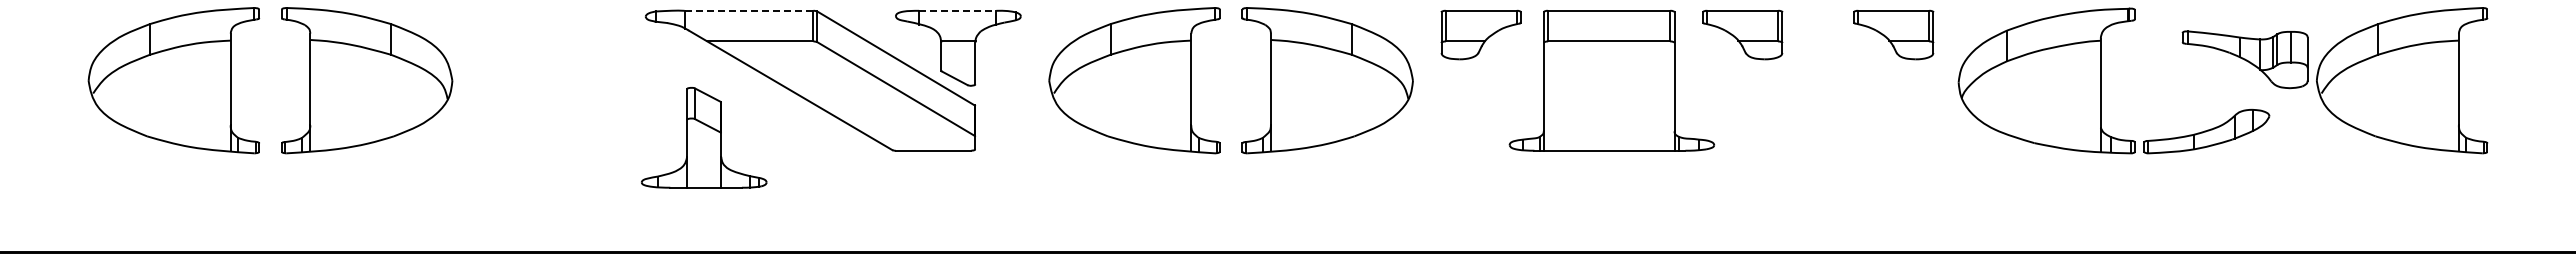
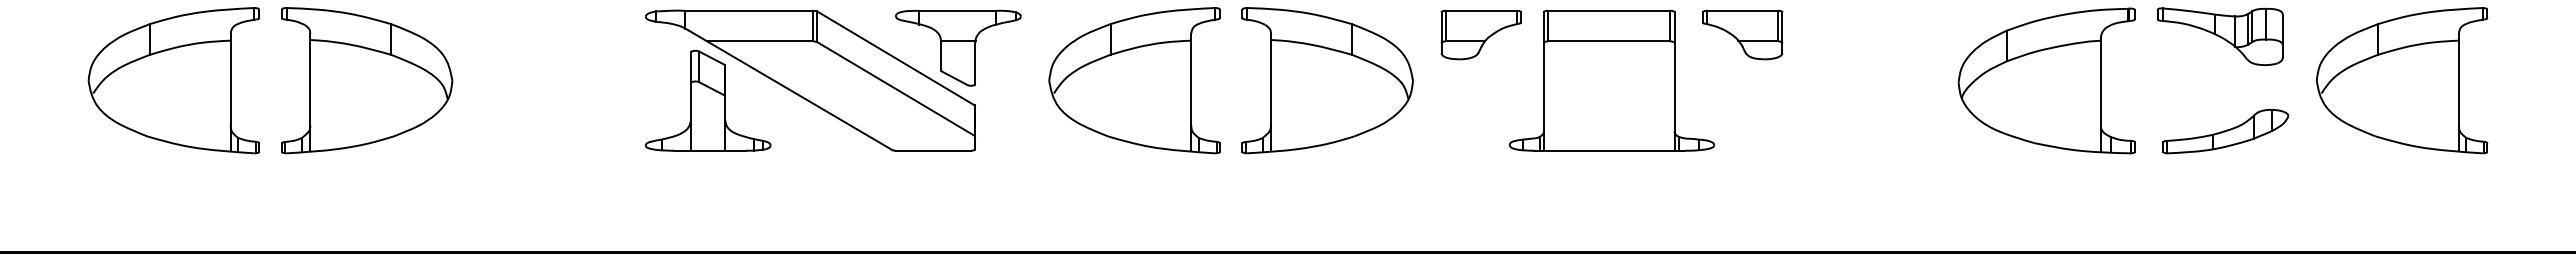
line: dashed -> solid (749, 10)
line: dashed -> solid (957, 10)
part: present -> none (1893, 34)
part position: (2244, 59) -> (2219, 36) (2219, 36)
part position: (2206, 131) -> (2225, 131) (2225, 131)
part position: (704, 137) -> (708, 100) (708, 100)
